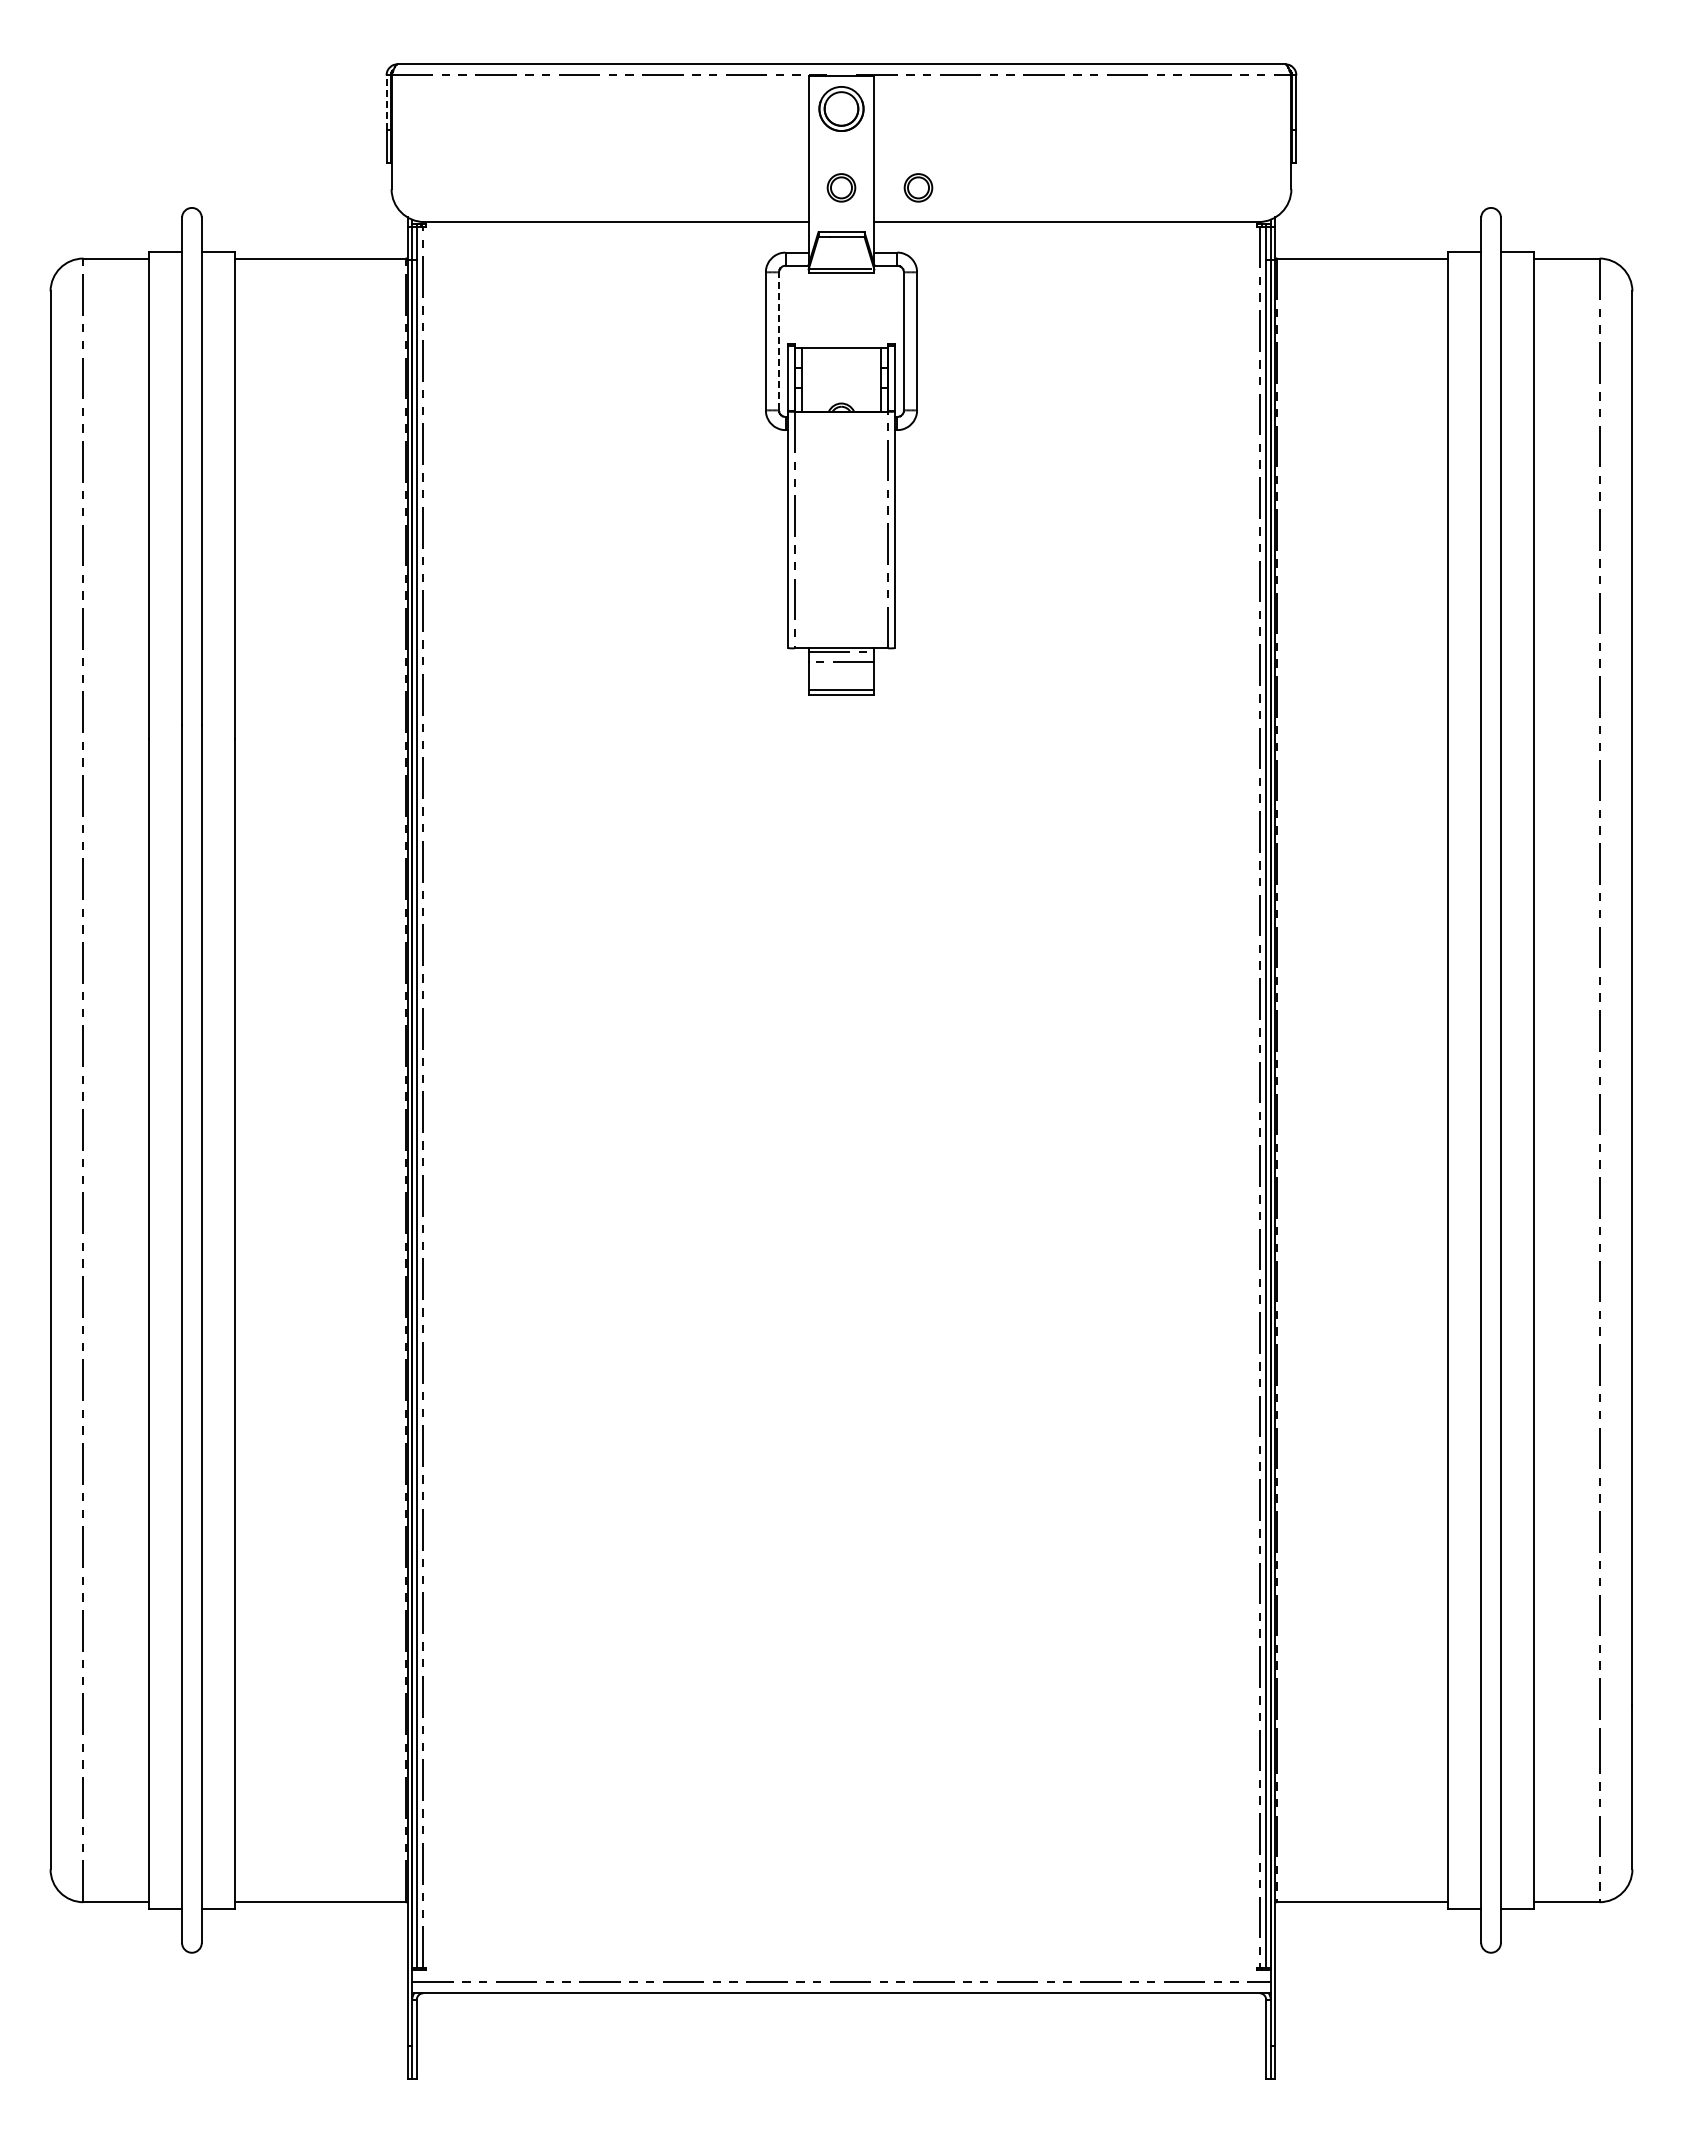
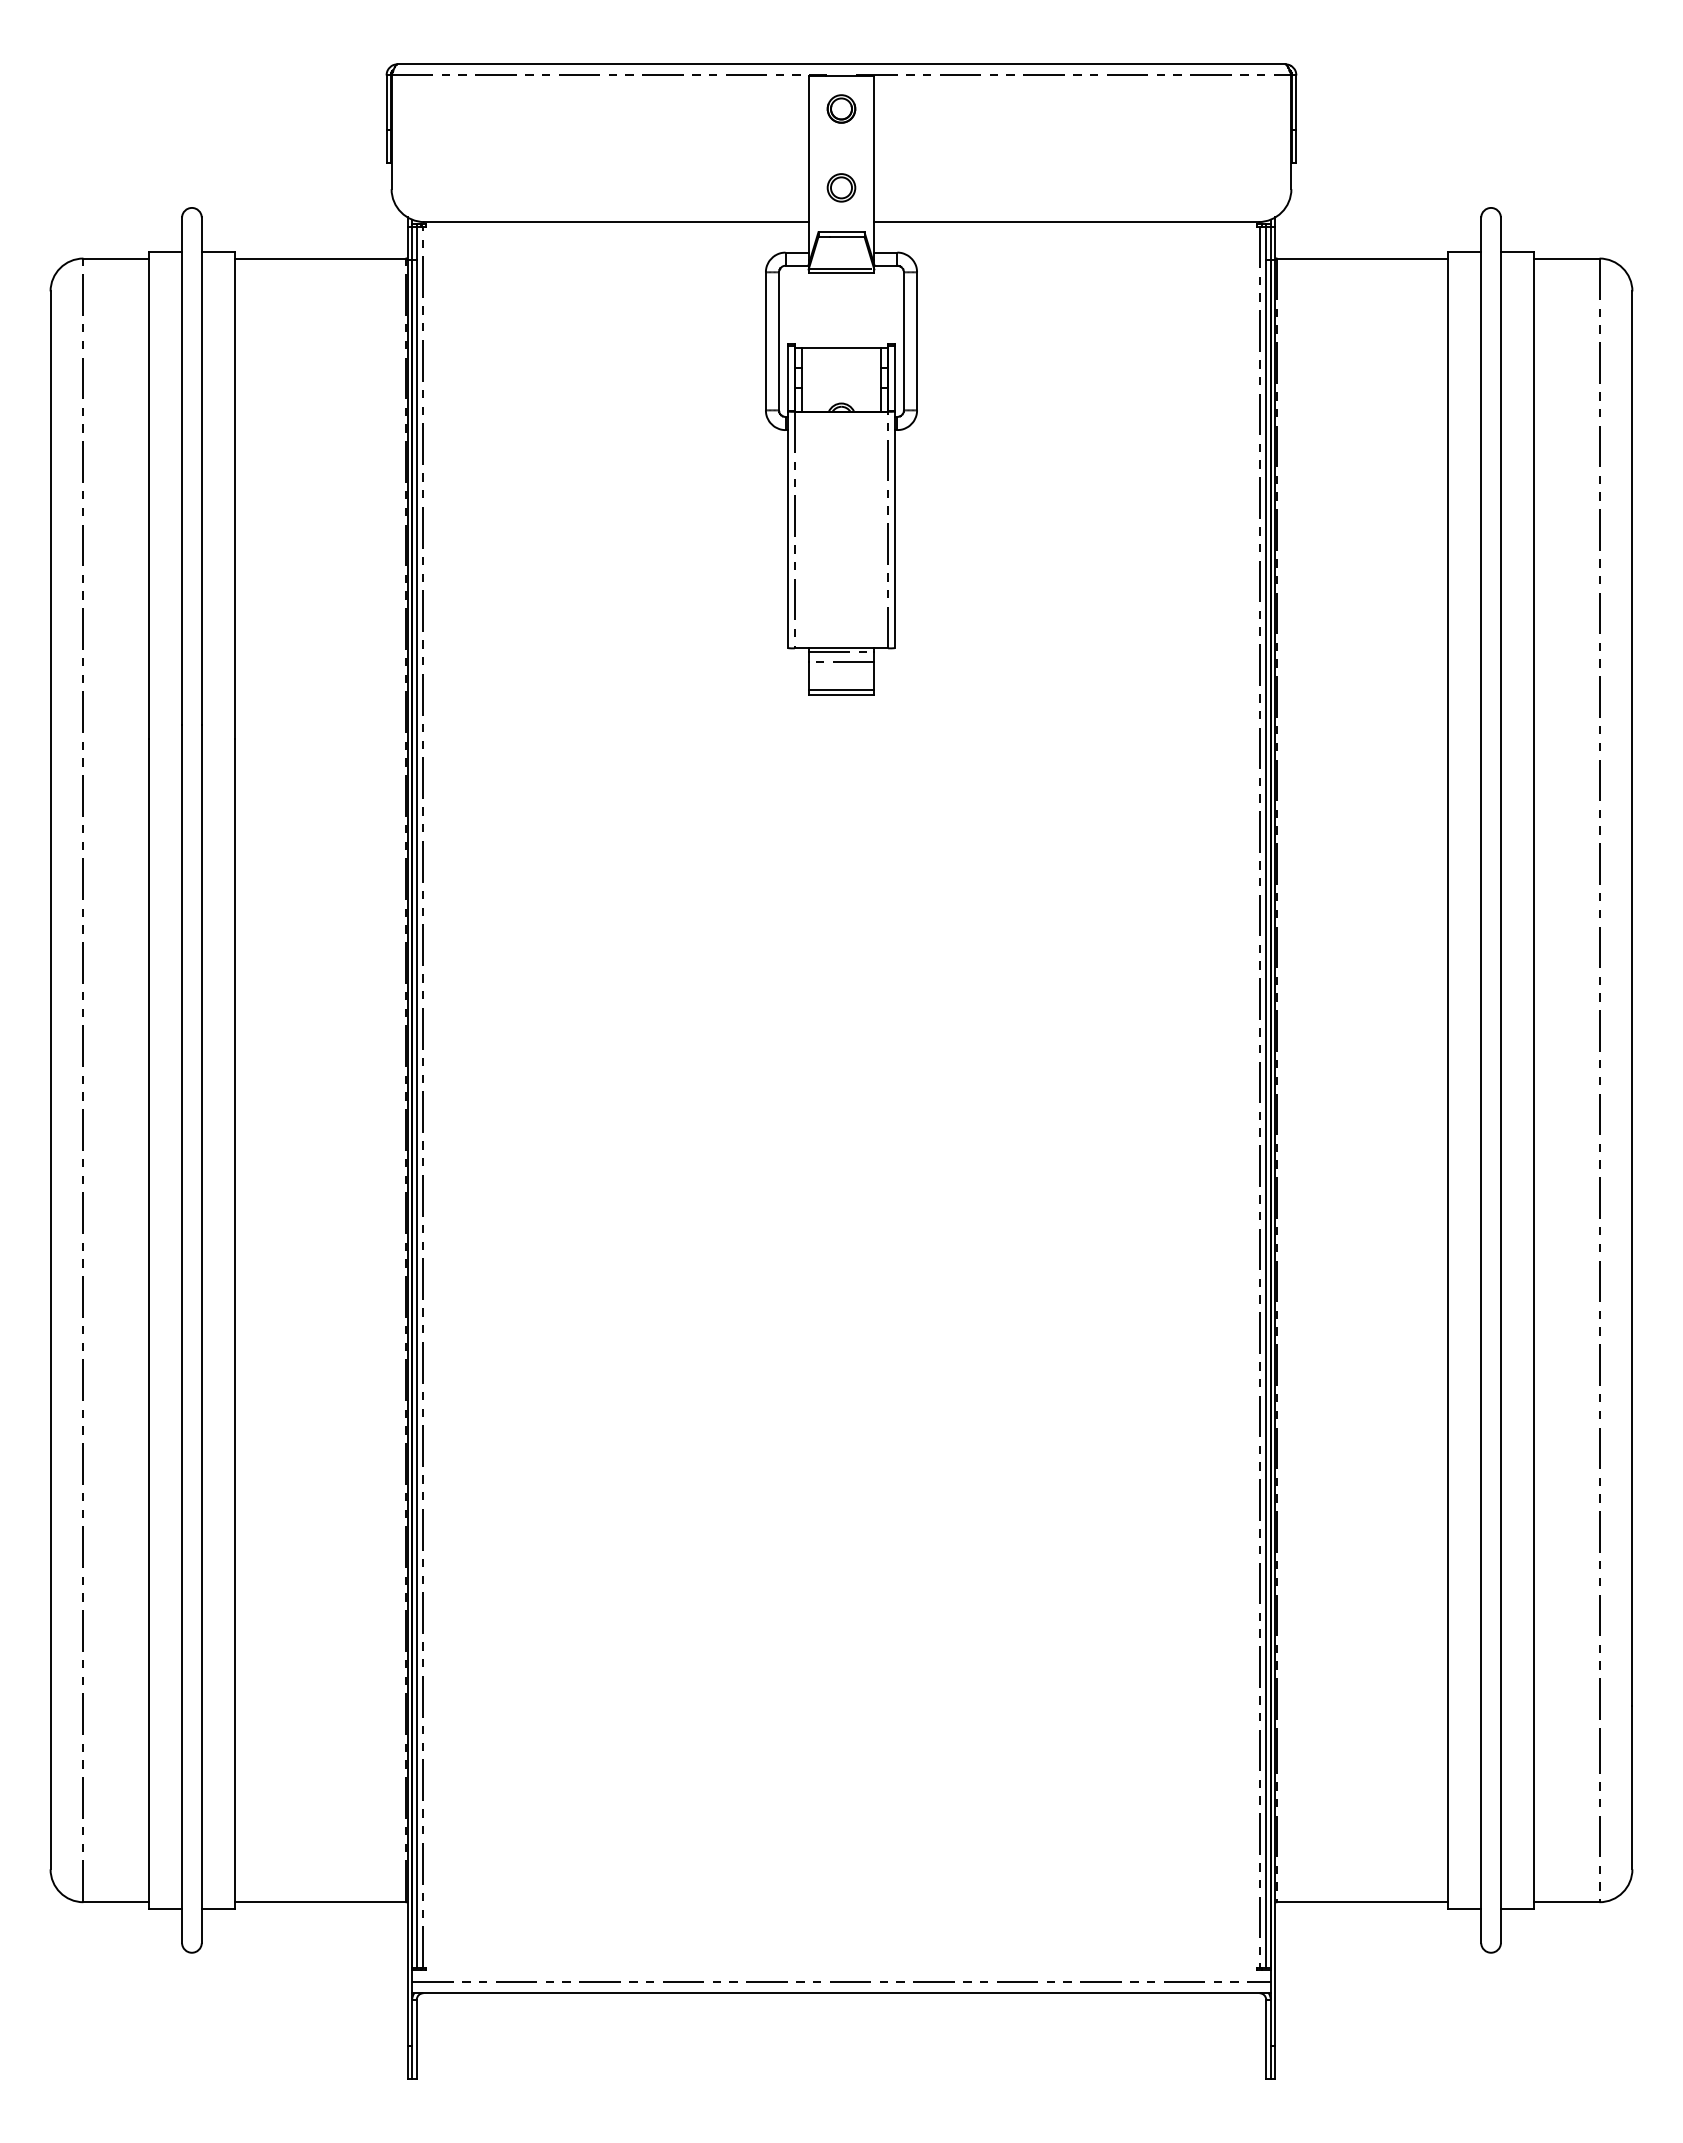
line: dashed -> solid (386, 102)
part size: 47x46 px -> 31x30 px (841, 108)
part: present -> none (918, 187)
line: dashed -> solid (779, 340)
